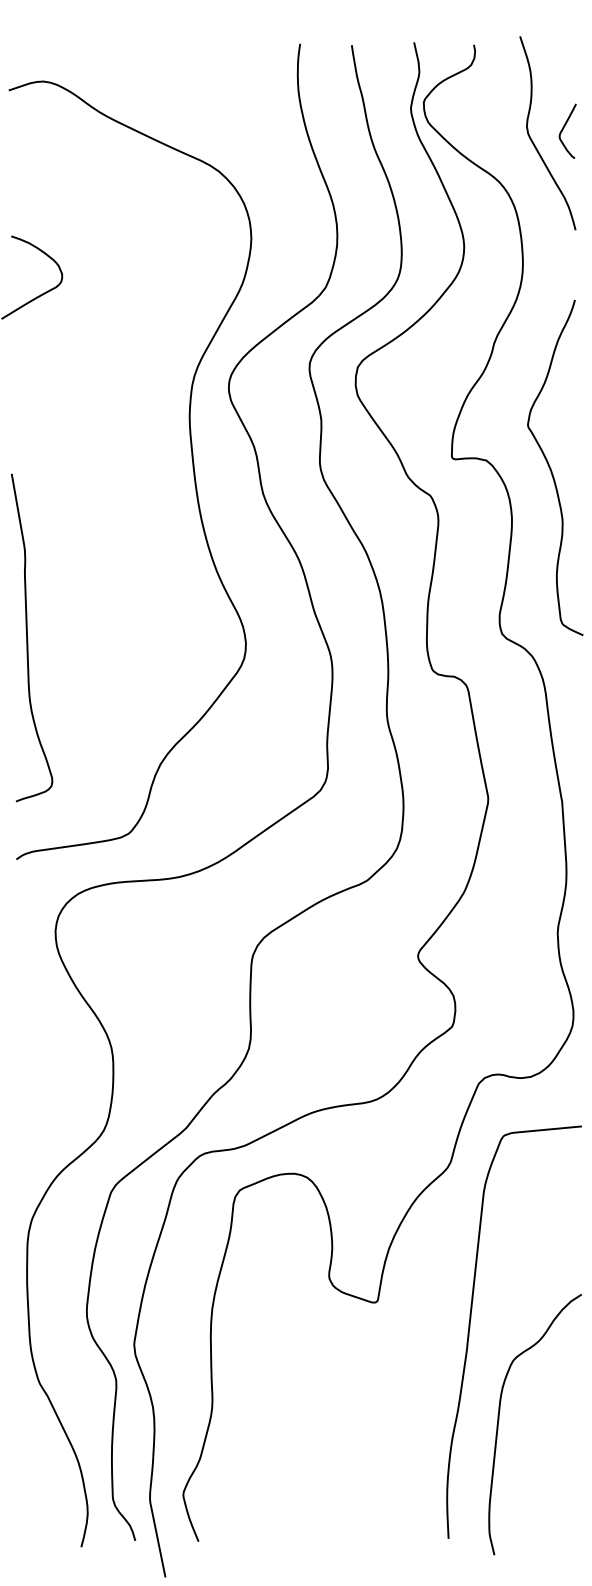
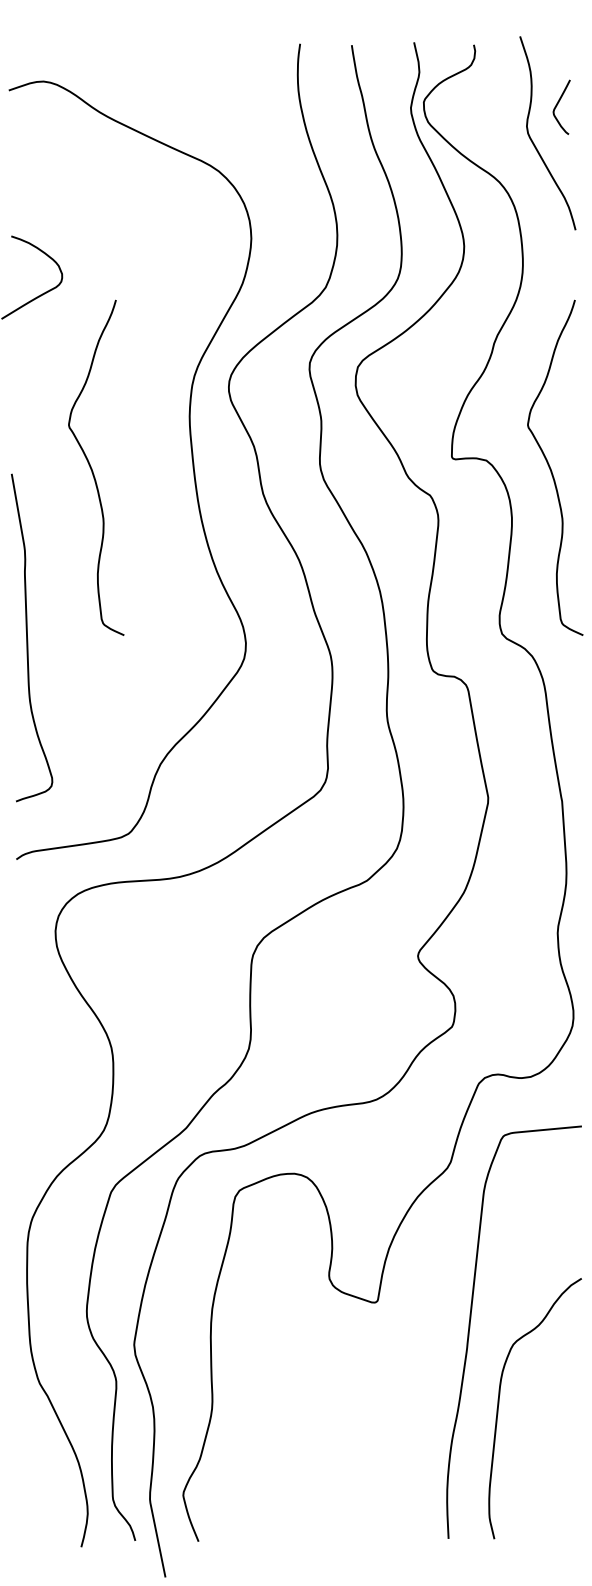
curve position: (564, 128) -> (558, 104) (558, 104)
curve: none -> present (92, 468)
curve position: (499, 1420) -> (499, 1404) (499, 1404)
